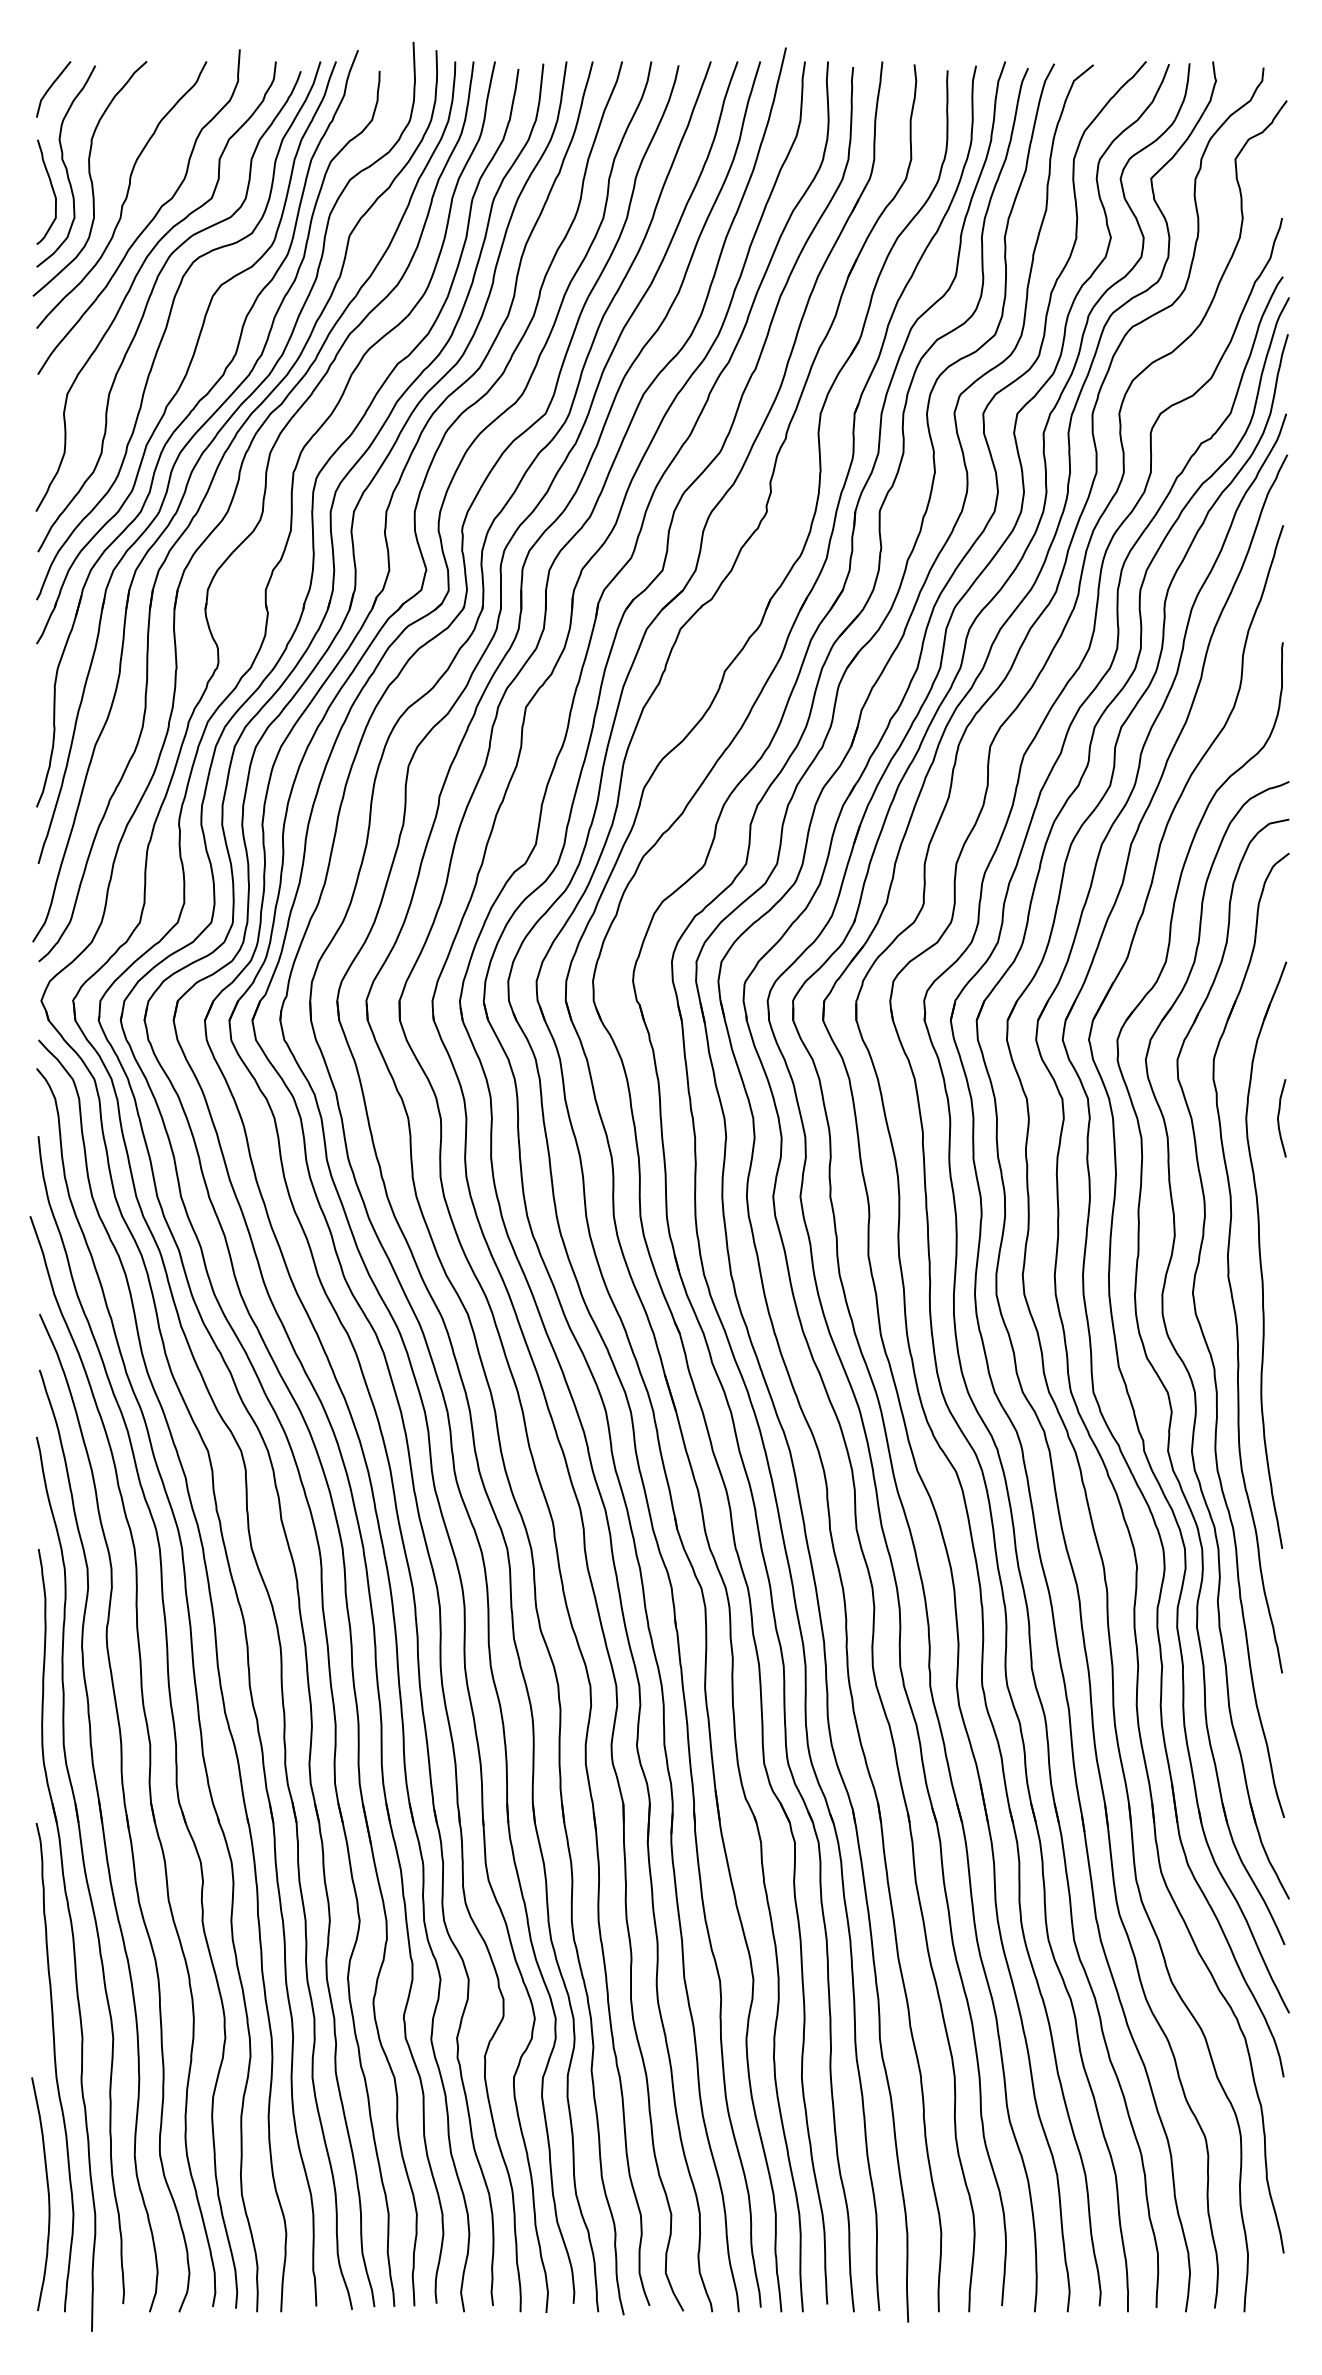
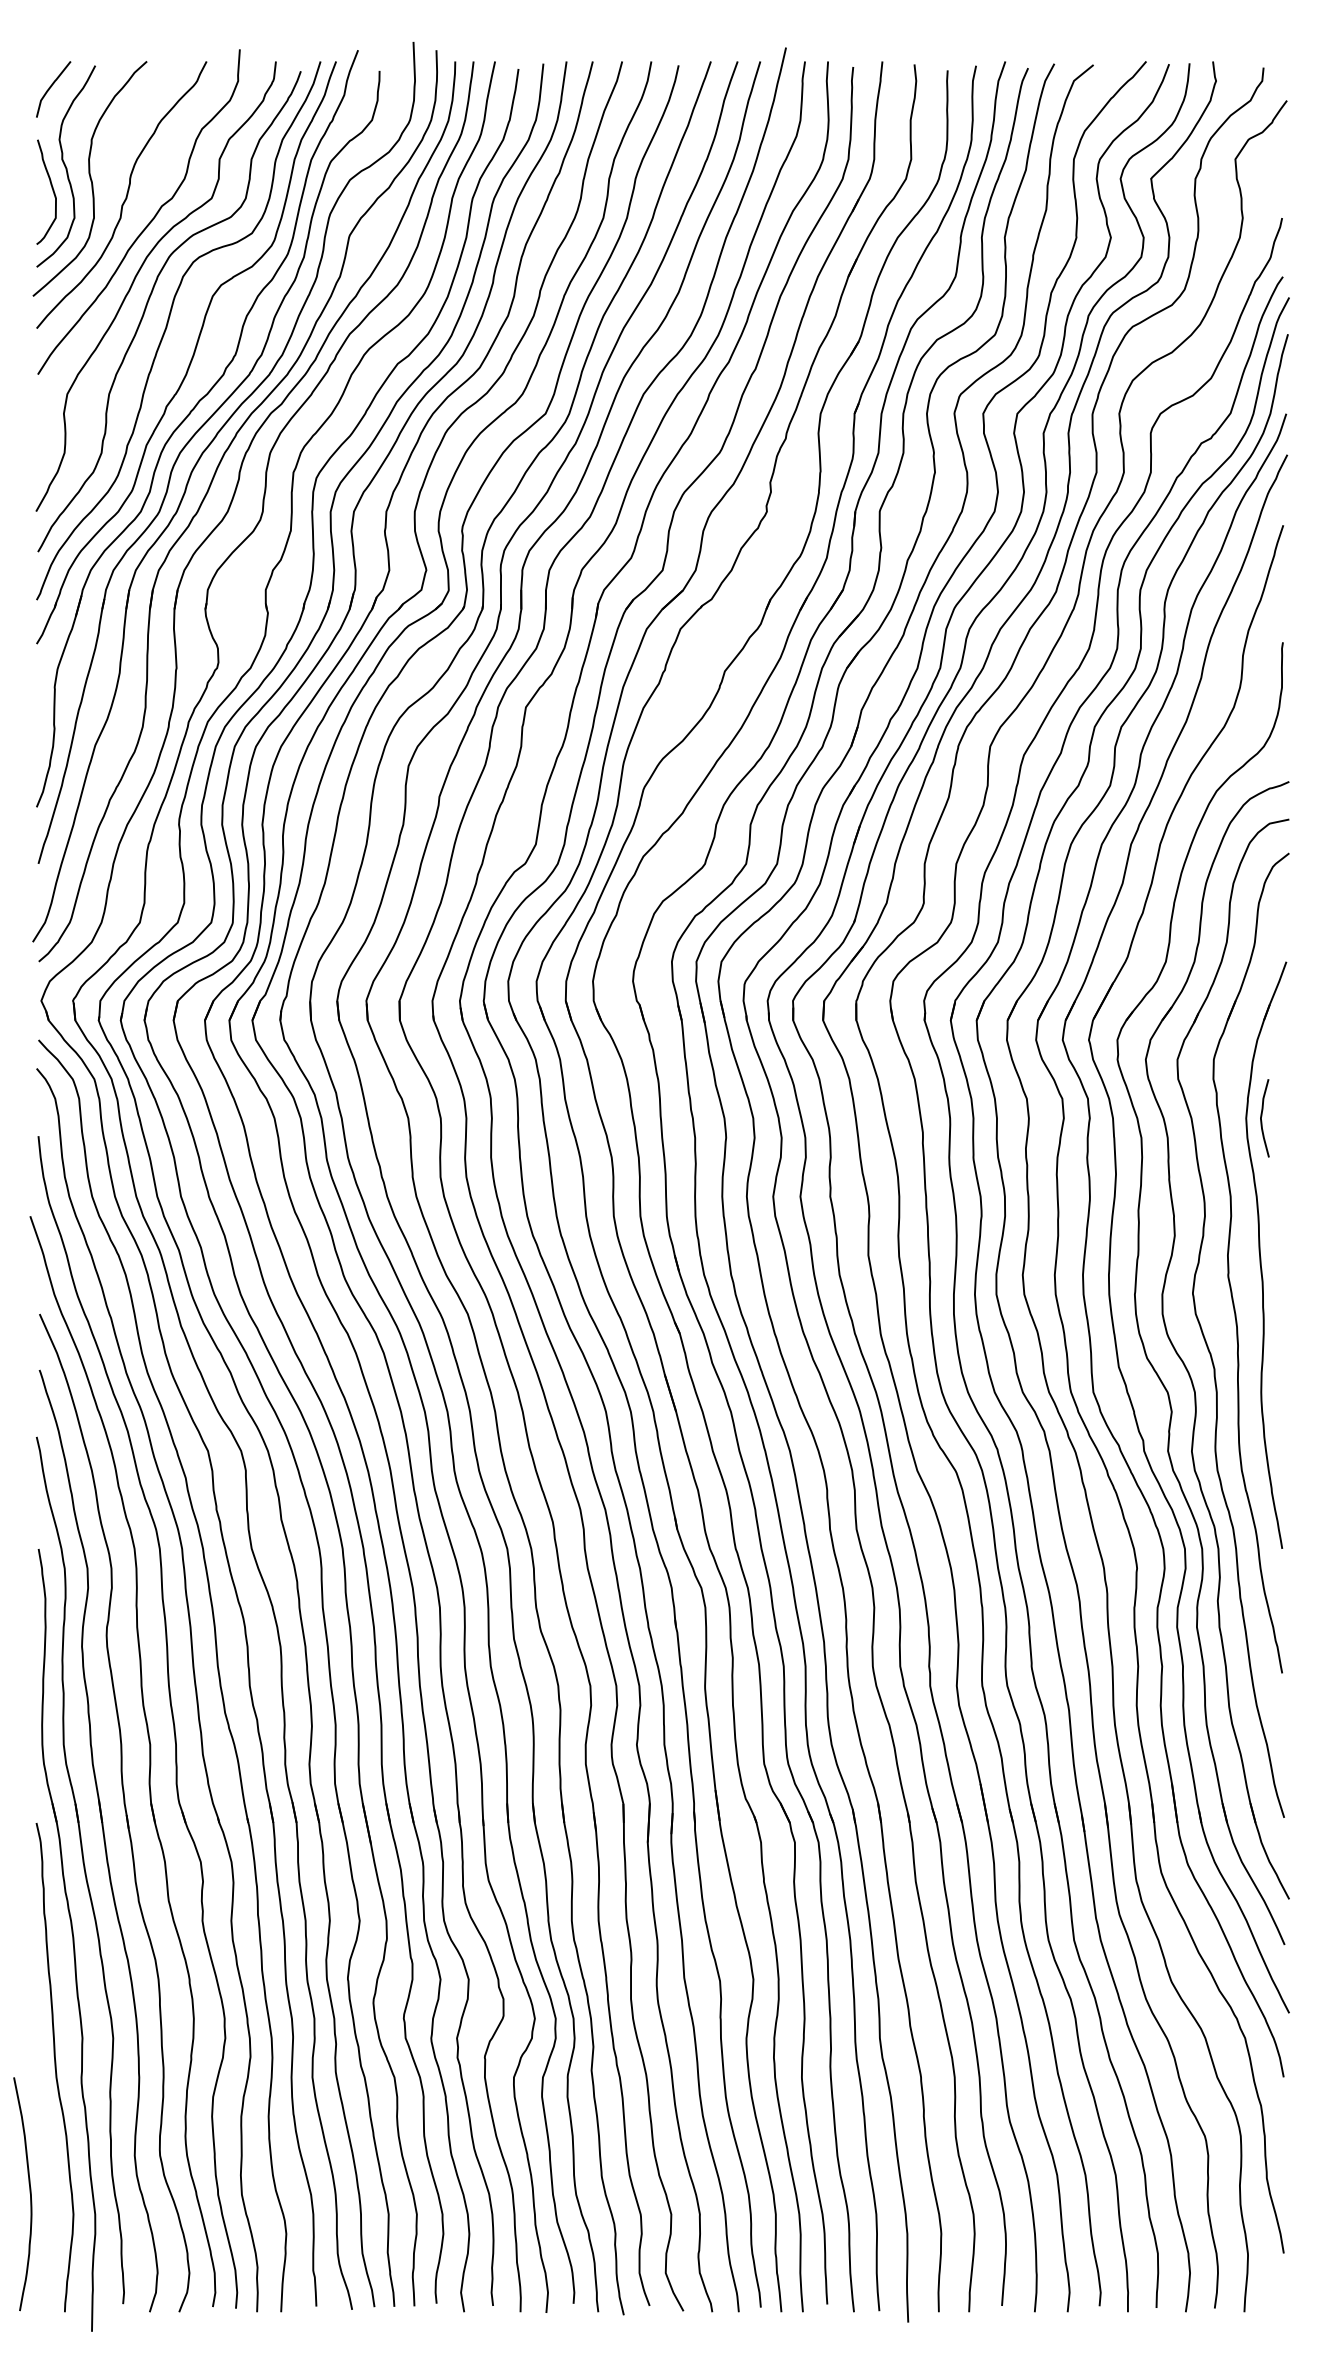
curve position: (1279, 1116) -> (1262, 1116) (1262, 1116)
curve position: (47, 2193) -> (29, 2193) (29, 2193)
